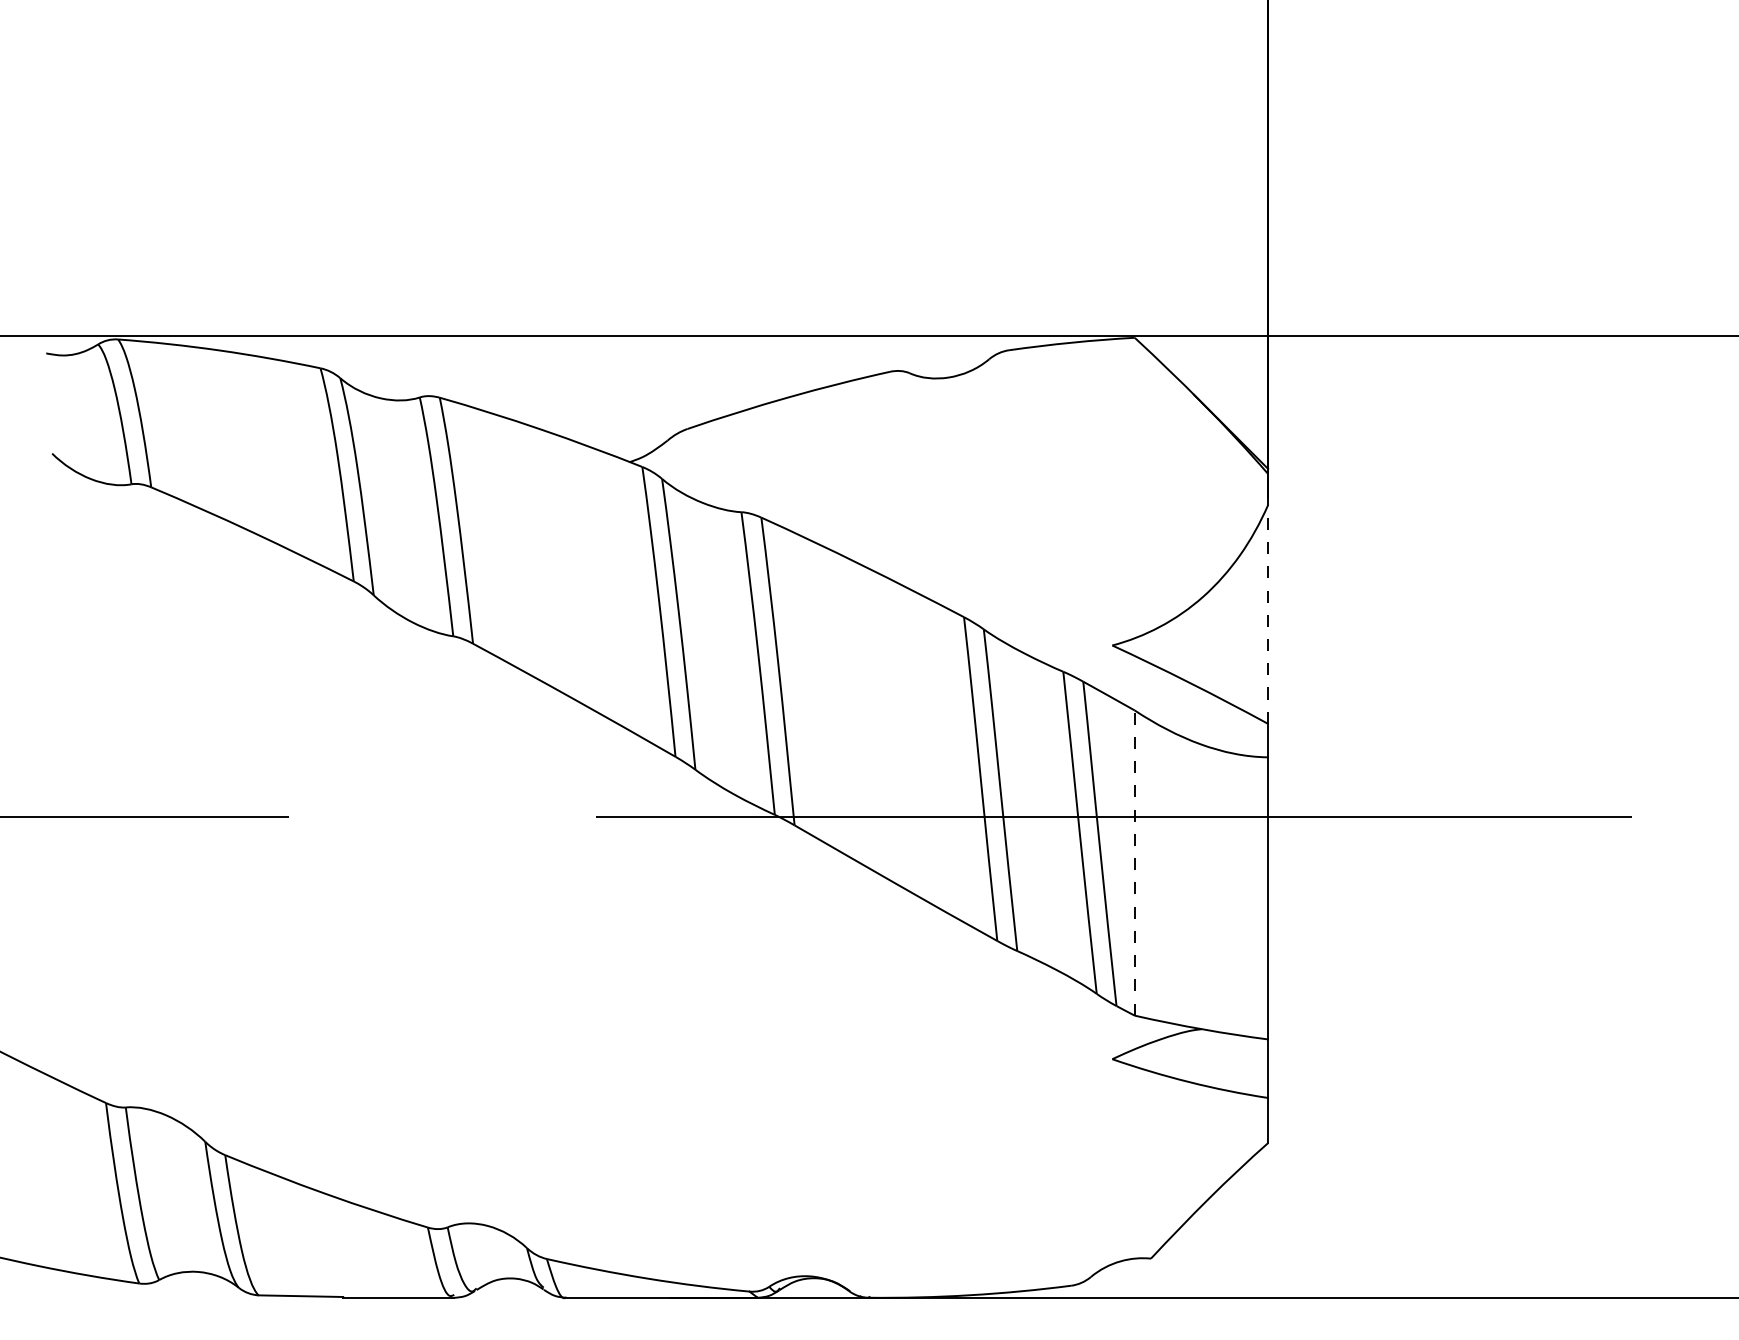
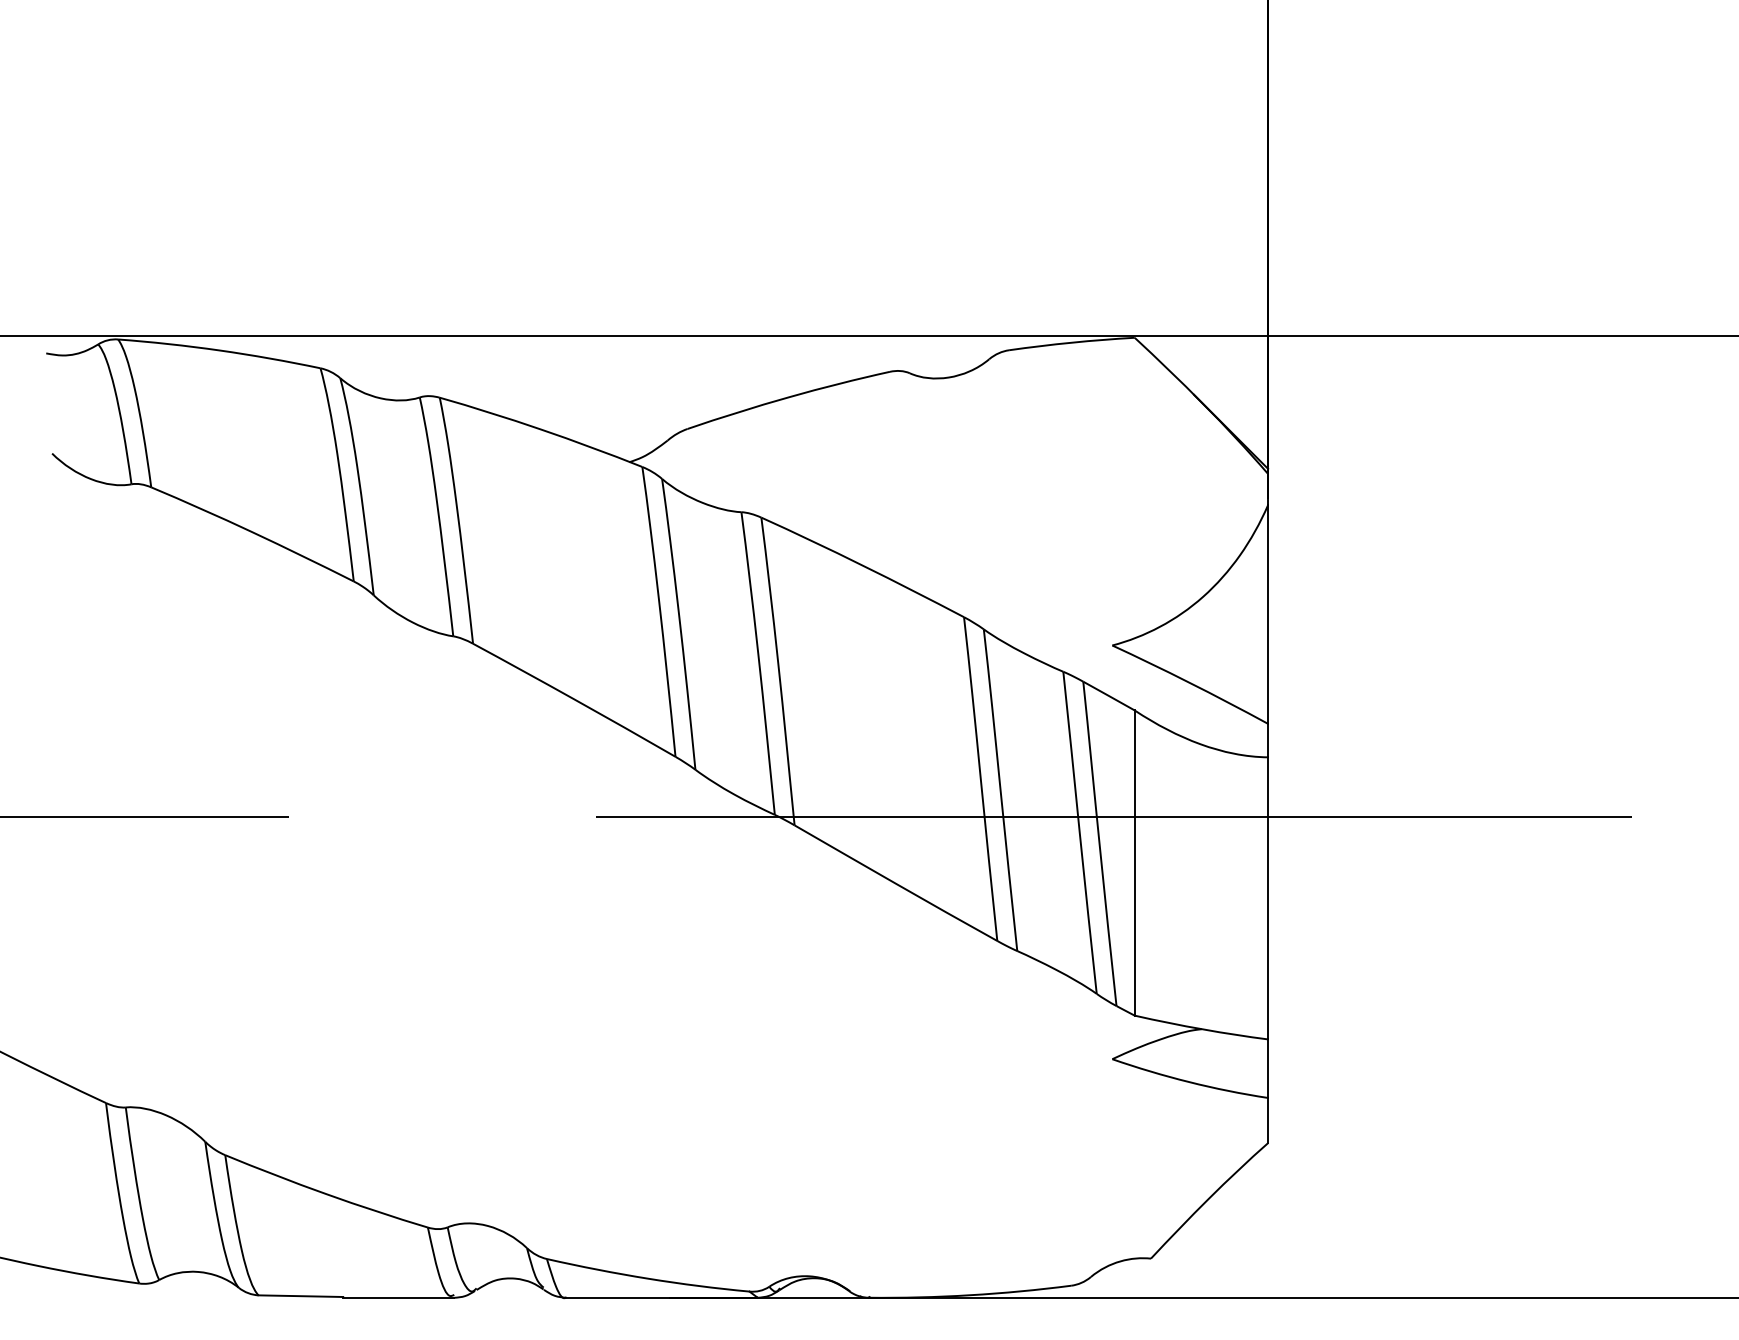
line: dashed -> solid (1268, 614)
line: dashed -> solid (1134, 863)
